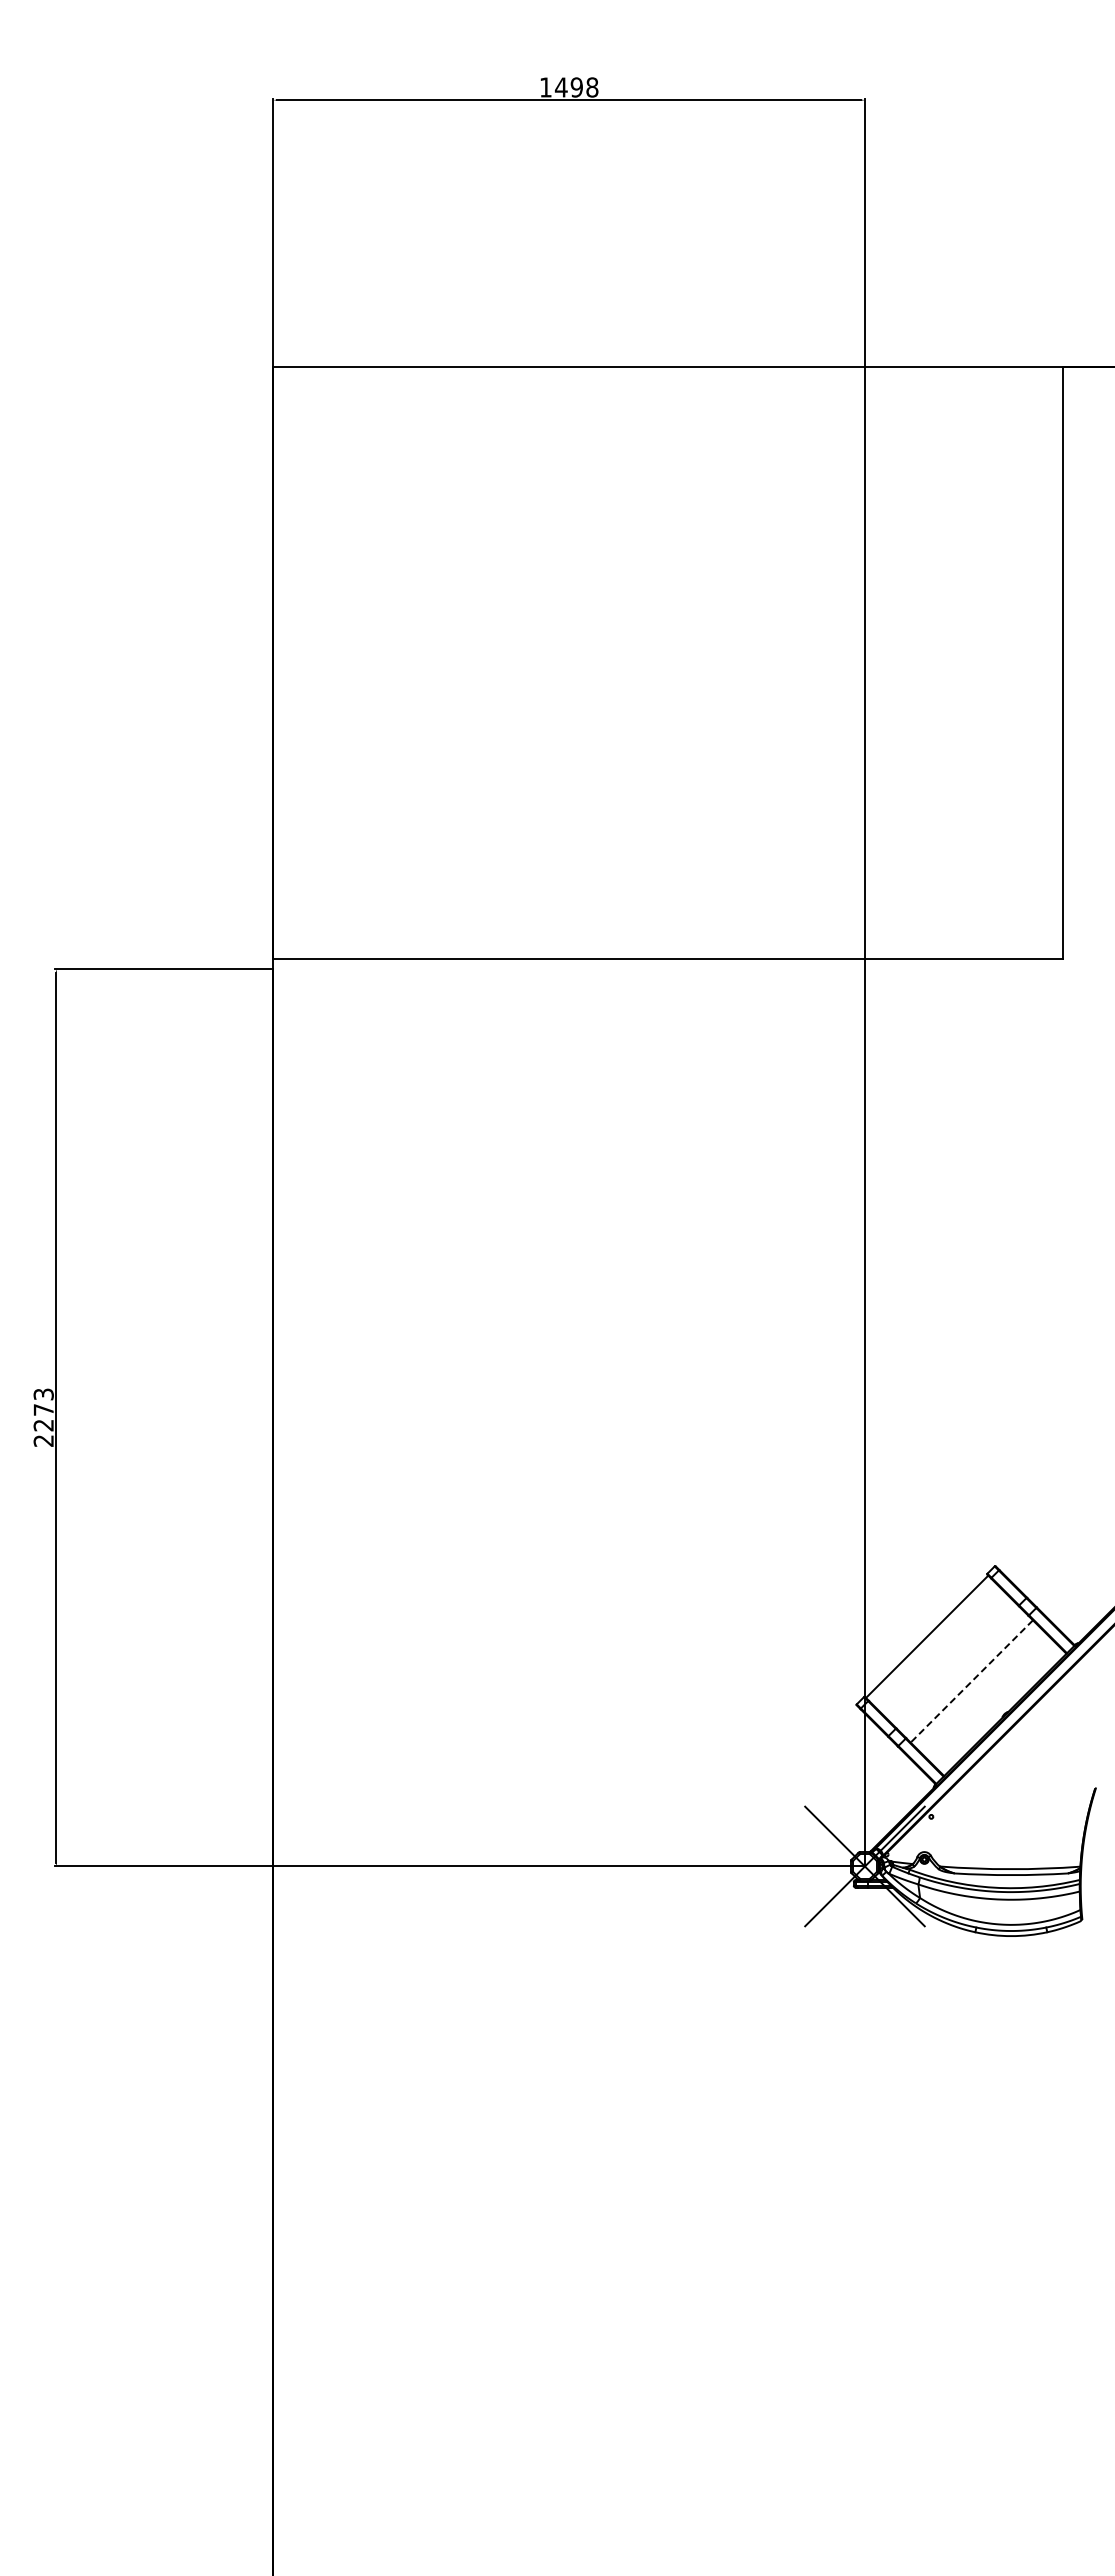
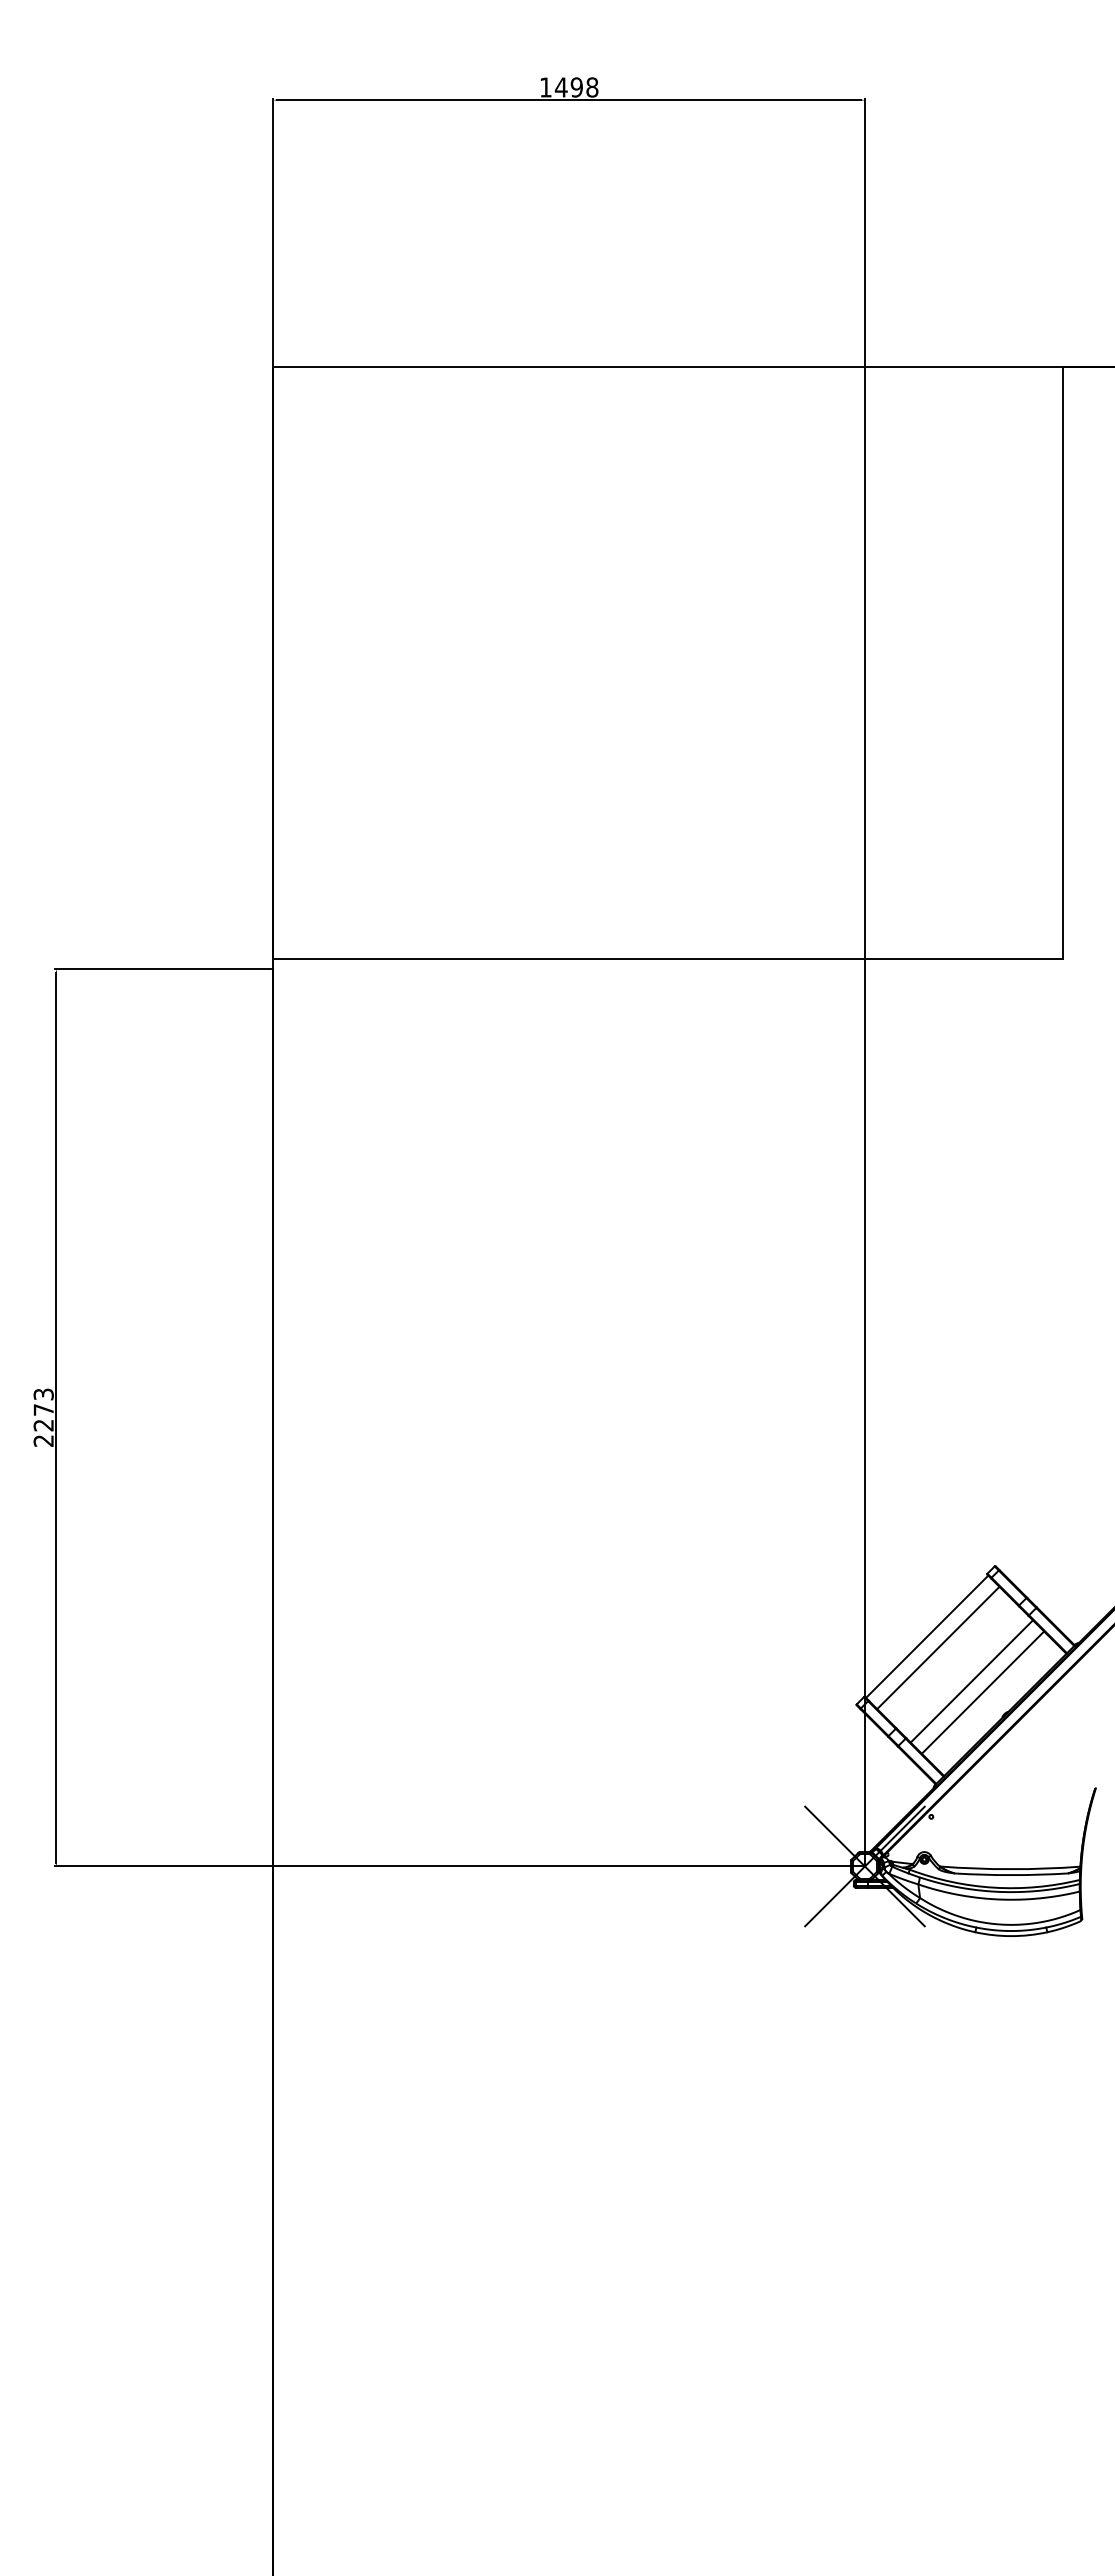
line: none -> present (938, 1647)
line: dashed -> solid (971, 1681)
line: none -> present (982, 1692)
